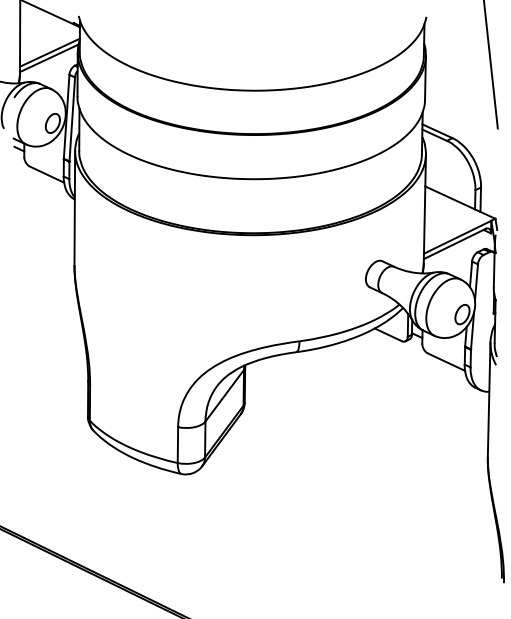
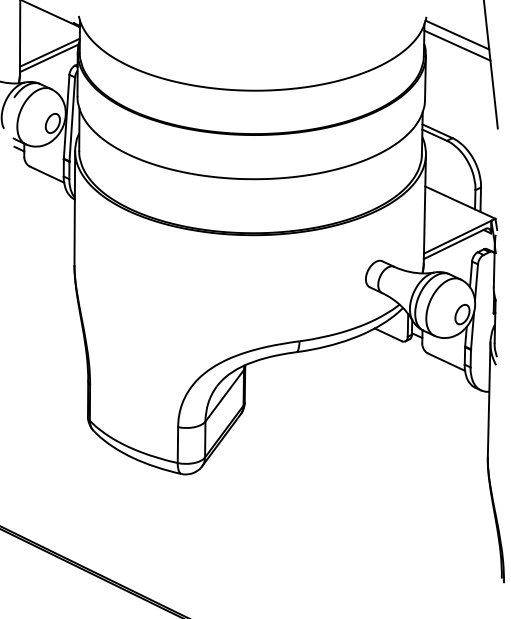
line: none -> present (457, 34)
line: none -> present (457, 45)
